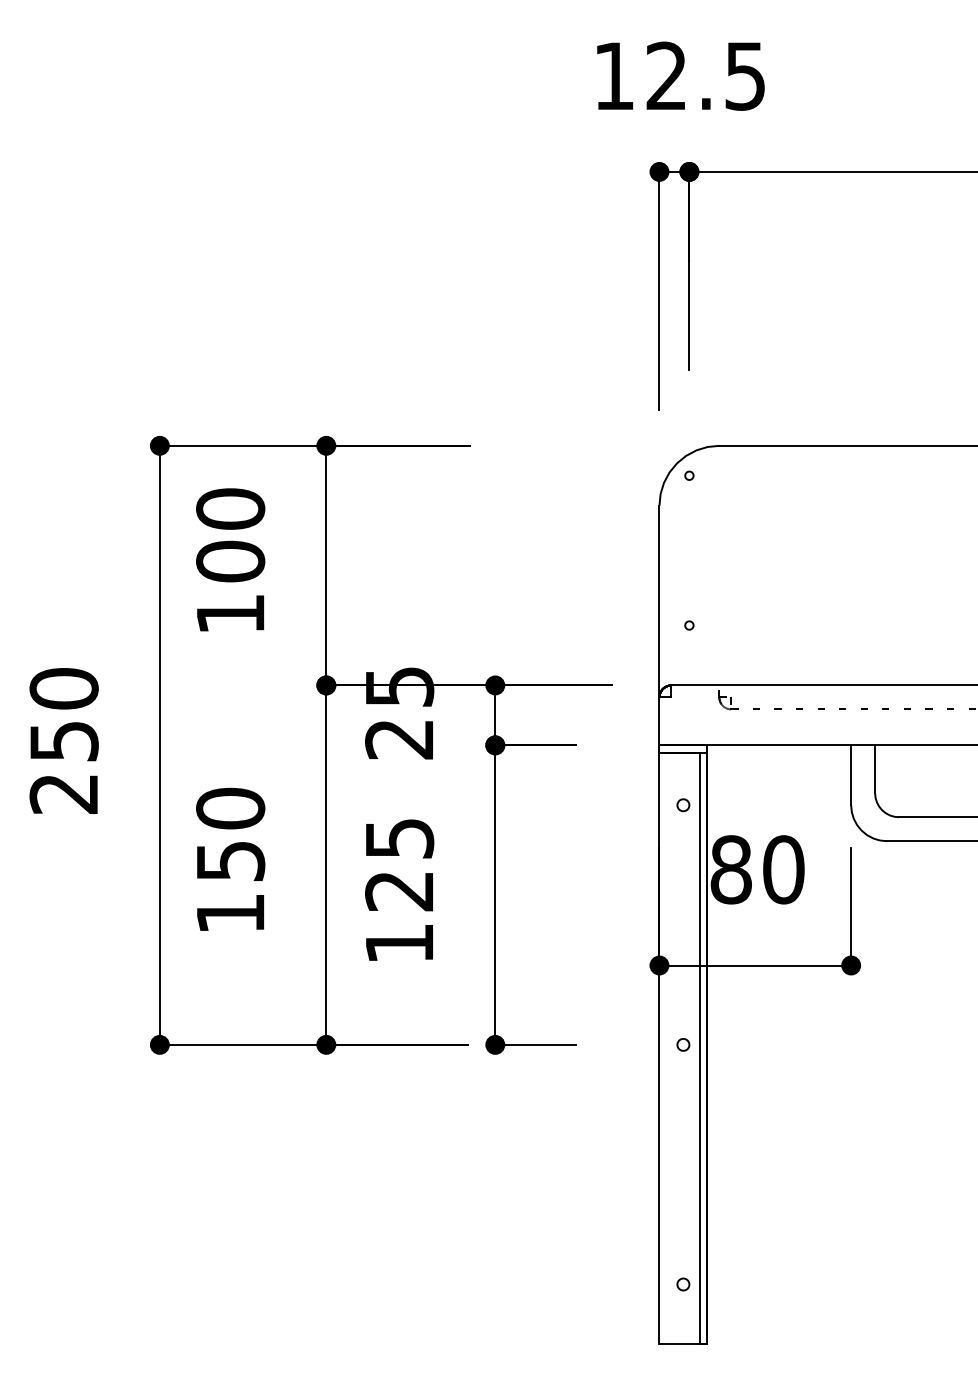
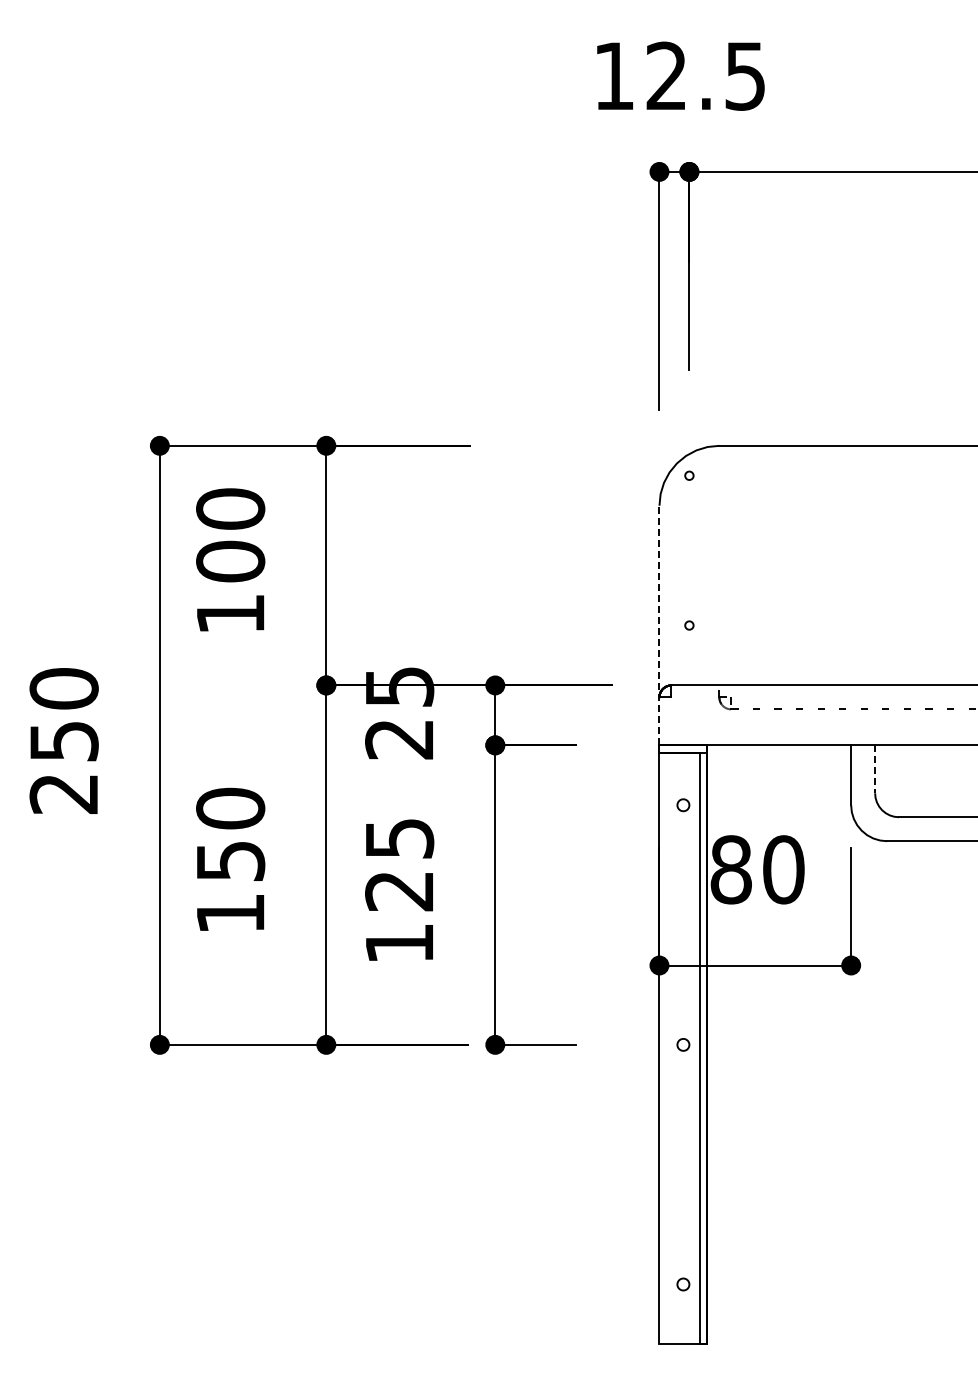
line: solid -> dashed (659, 625)
line: solid -> dashed (875, 769)
